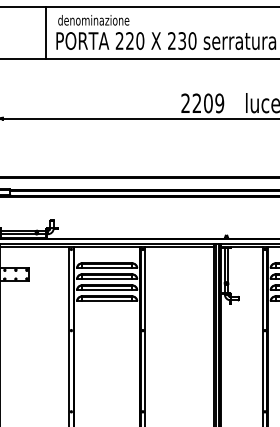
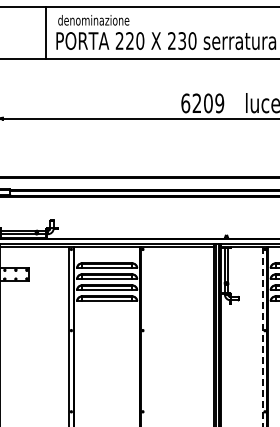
text: 2209 -> 6209 (185, 103)
line: present -> none (145, 334)
line: solid -> dashed (262, 336)
